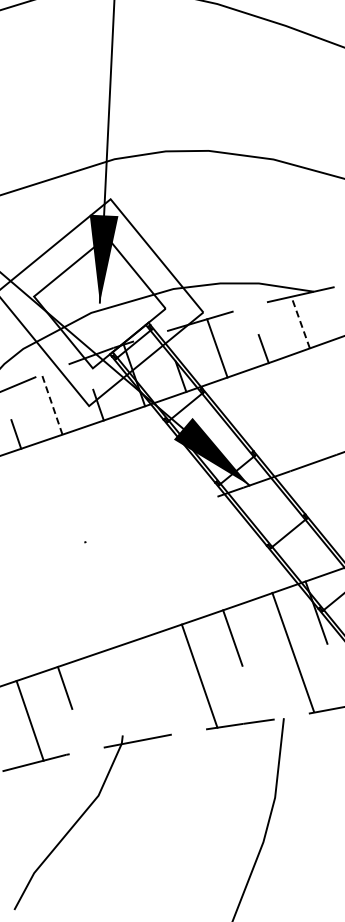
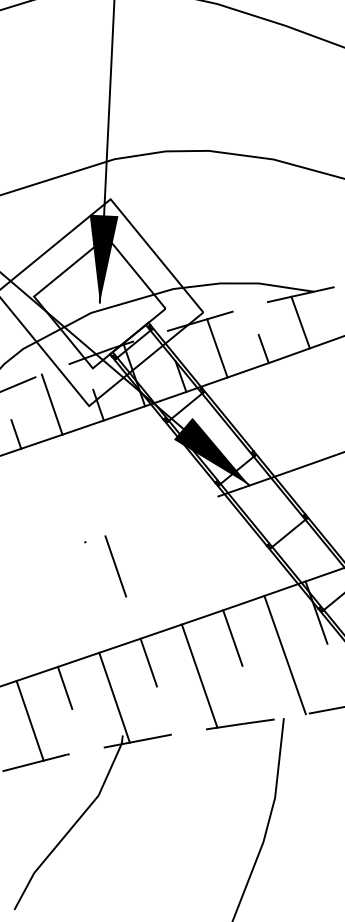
line: dashed -> solid (300, 322)
line: dashed -> solid (52, 404)
line: none -> present (115, 566)
line position: (292, 651) -> (284, 654) (284, 654)
line: none -> present (148, 662)
line: none -> present (114, 697)
